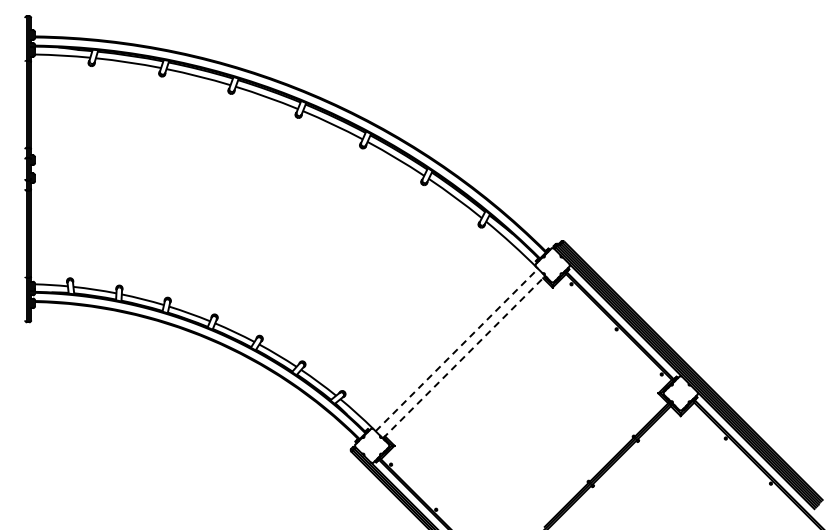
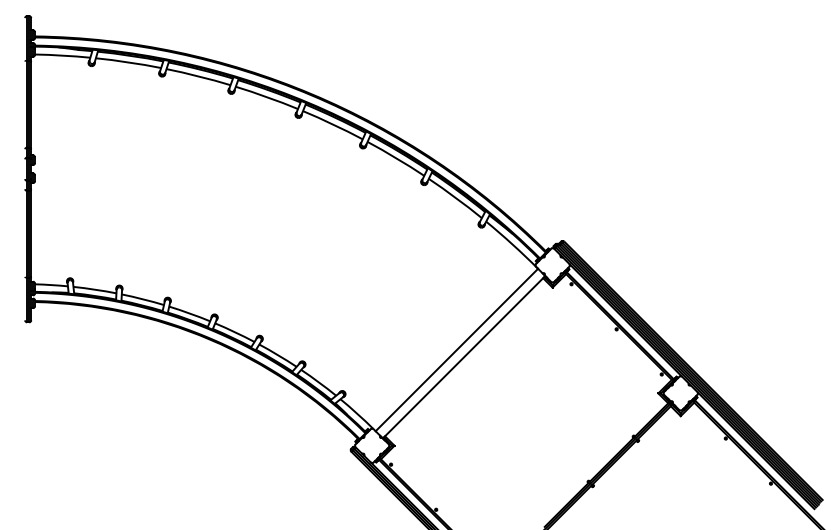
line: dashed -> solid (456, 350)
line: dashed -> solid (464, 357)
